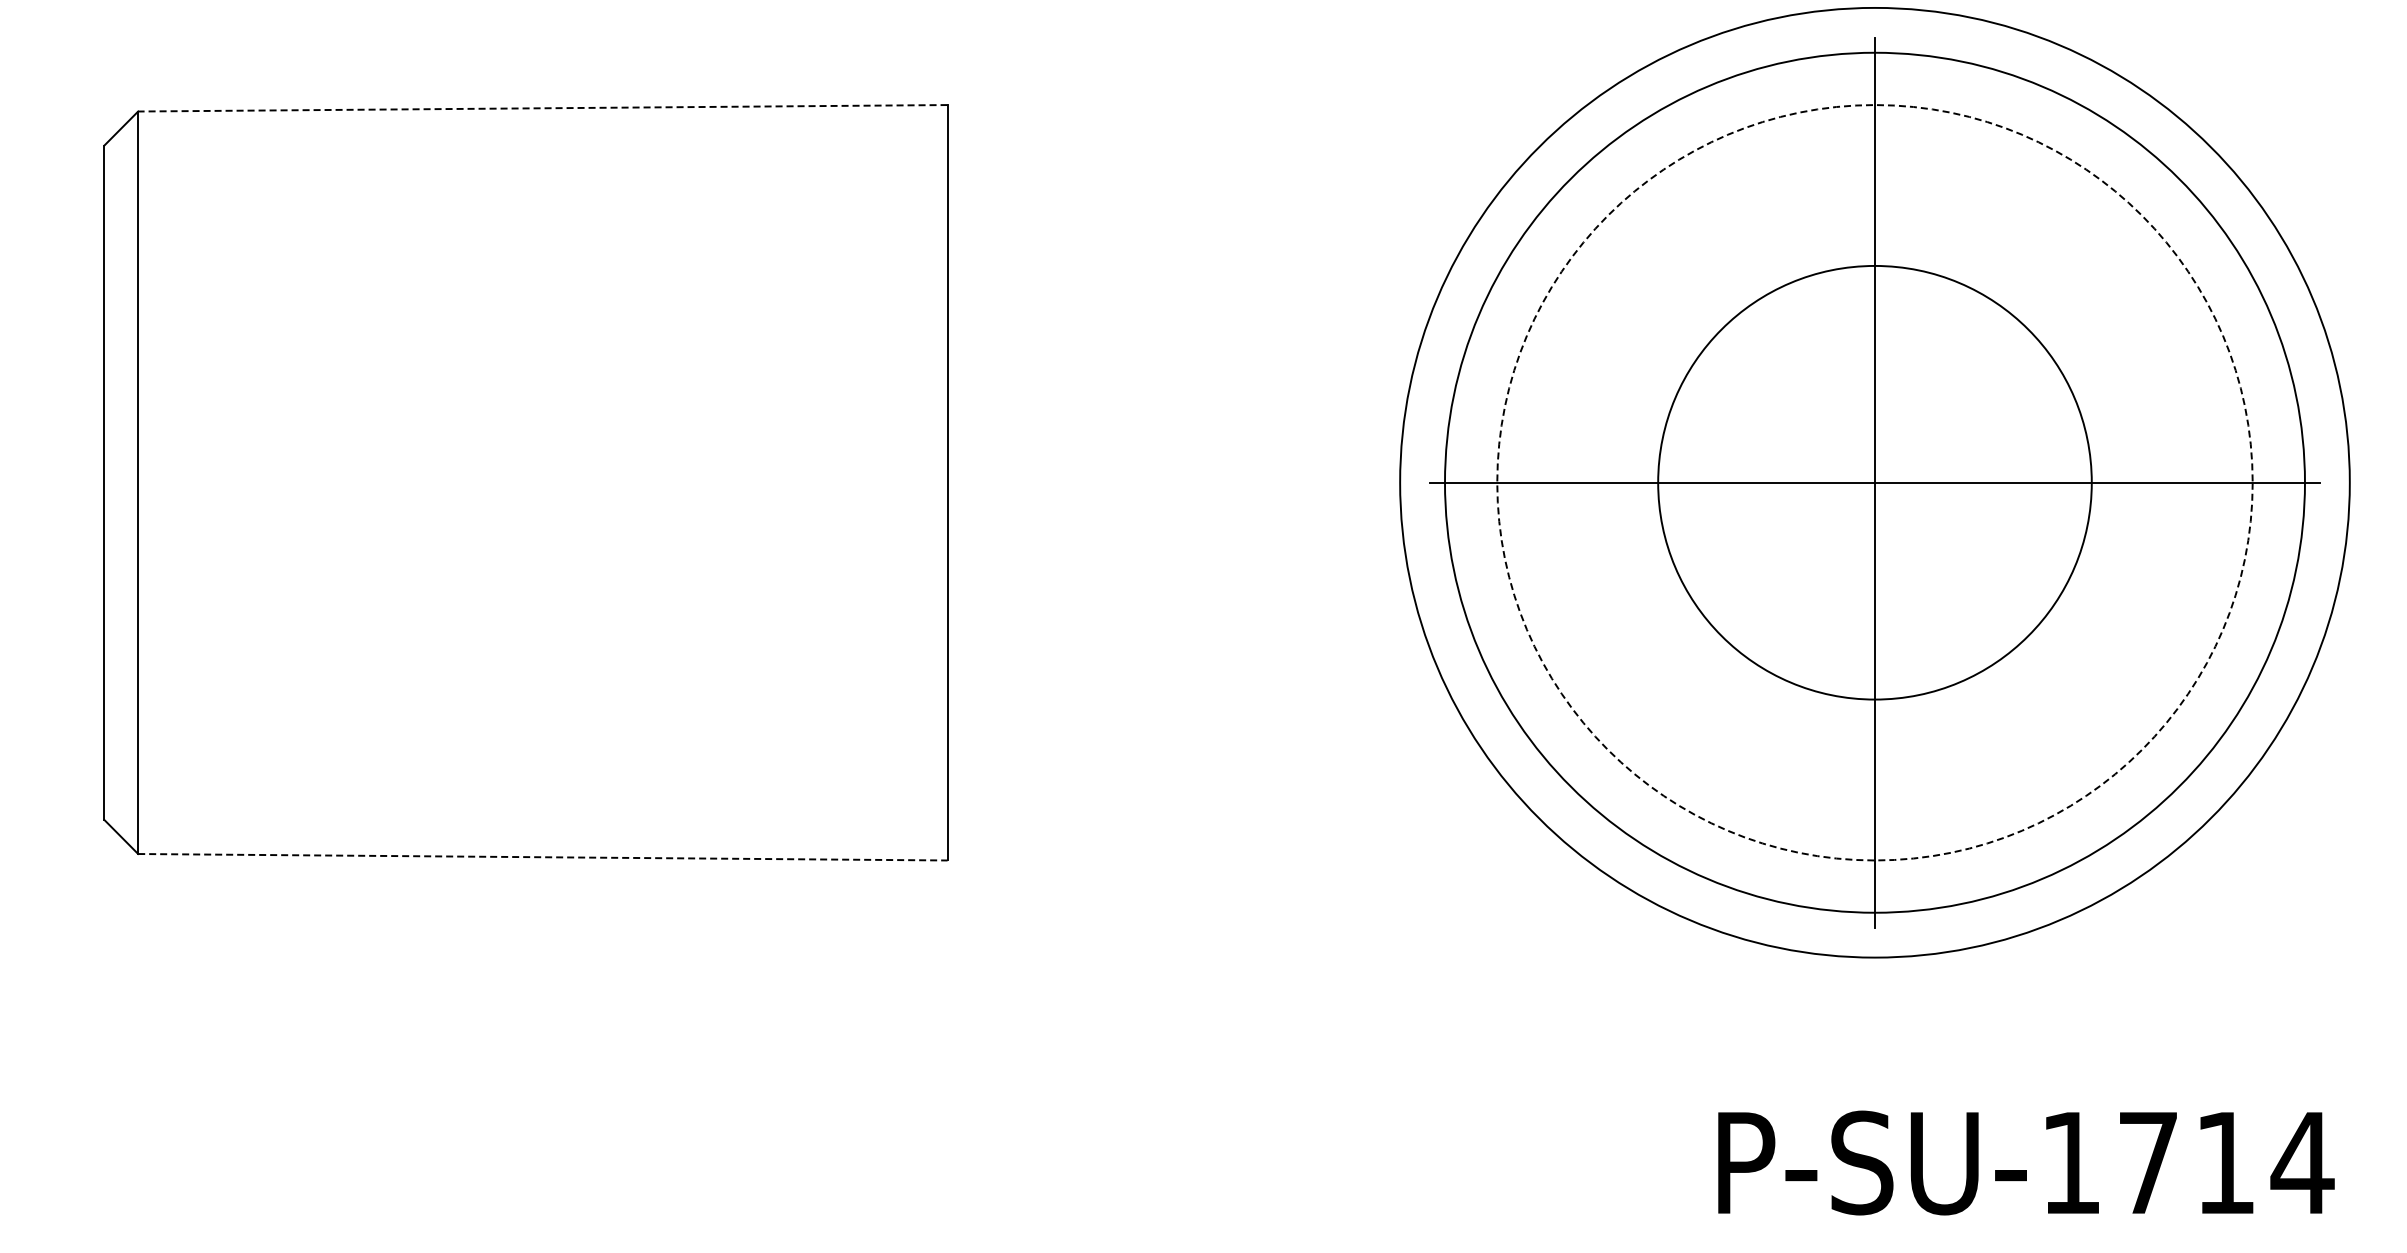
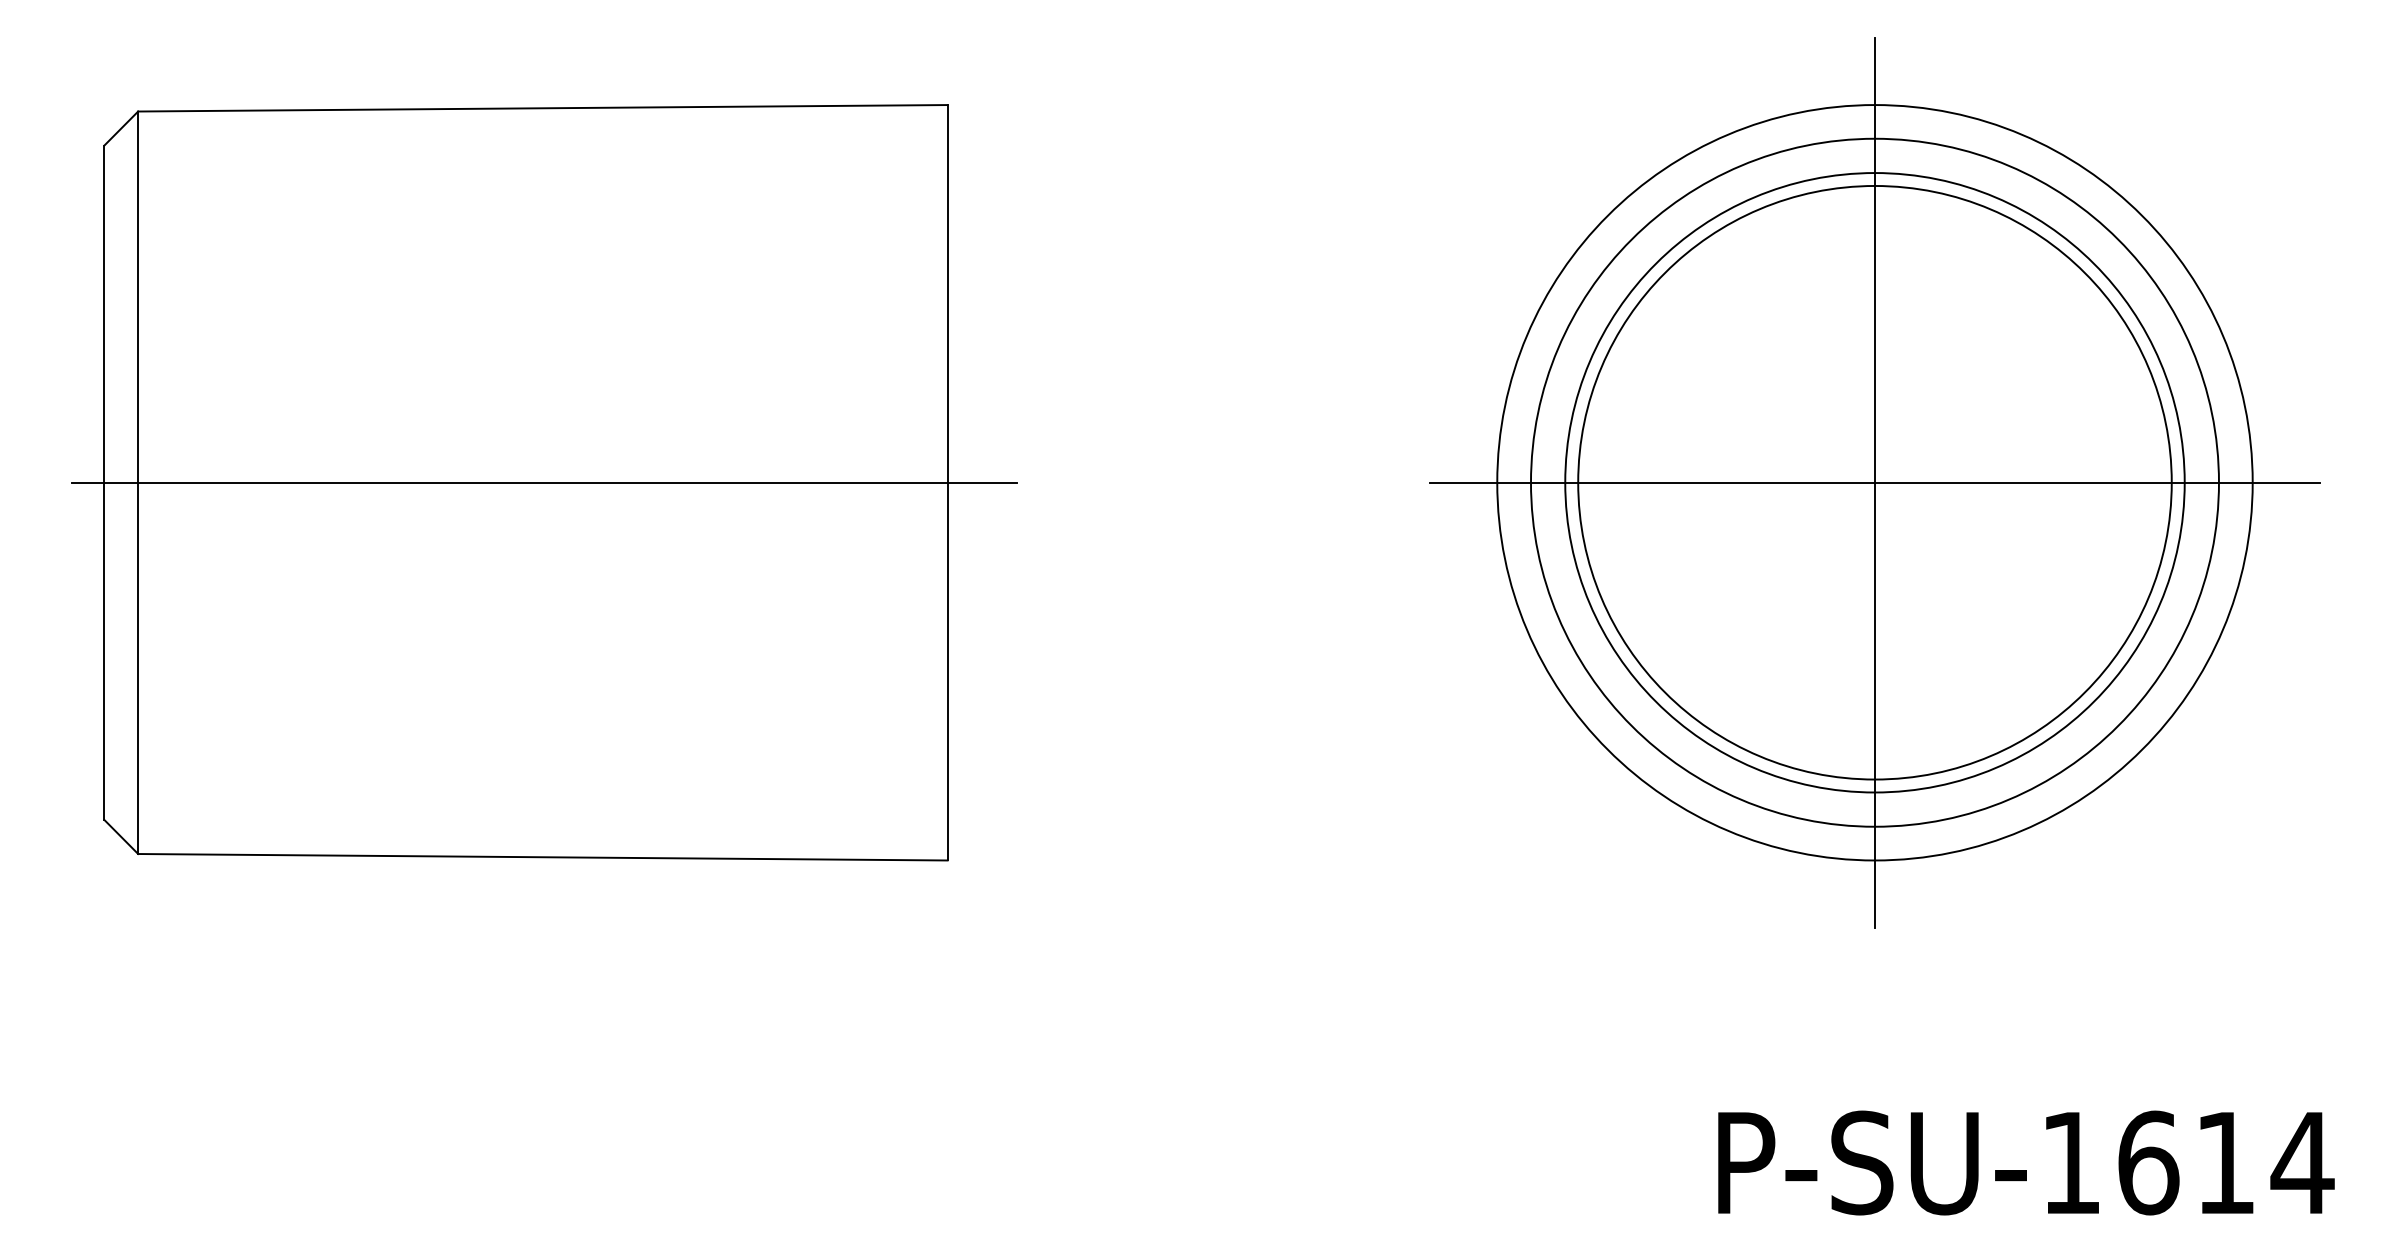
line: dashed -> solid (542, 108)
line: none -> present (544, 482)
circle diameter: 434 px -> 619 px (1874, 482)
circle diameter: 860 px -> 688 px (1874, 482)
circle diameter: 950 px -> 594 px (1874, 482)
circle: dashed -> solid (1874, 482)
line: dashed -> solid (542, 857)
text: P-SU-1714 -> P-SU-1614 (2148, 1162)
